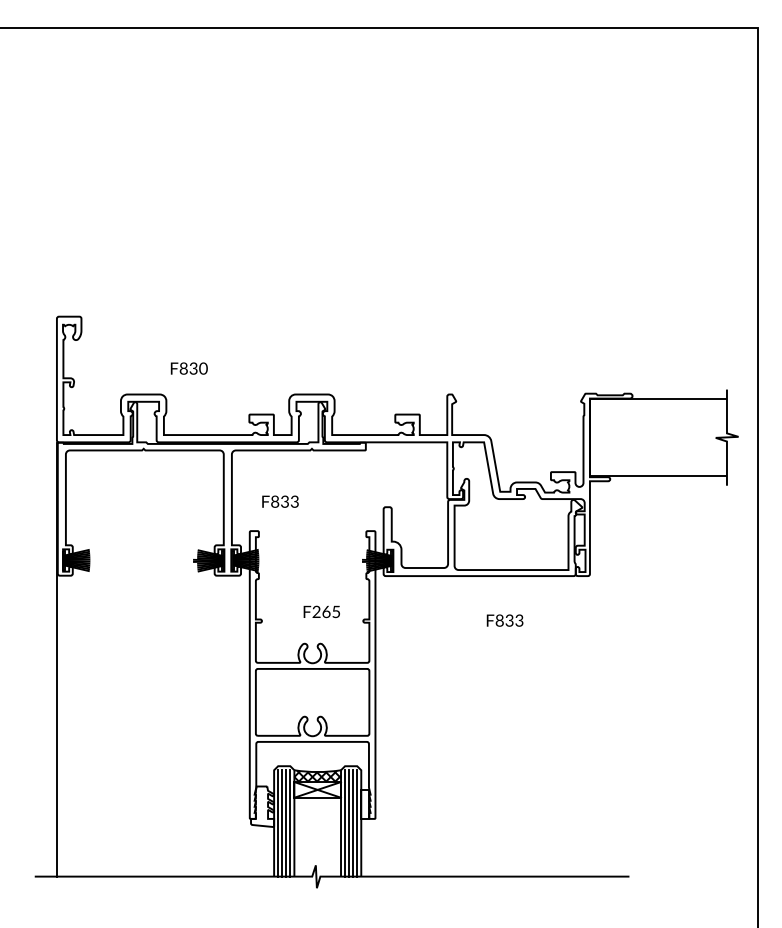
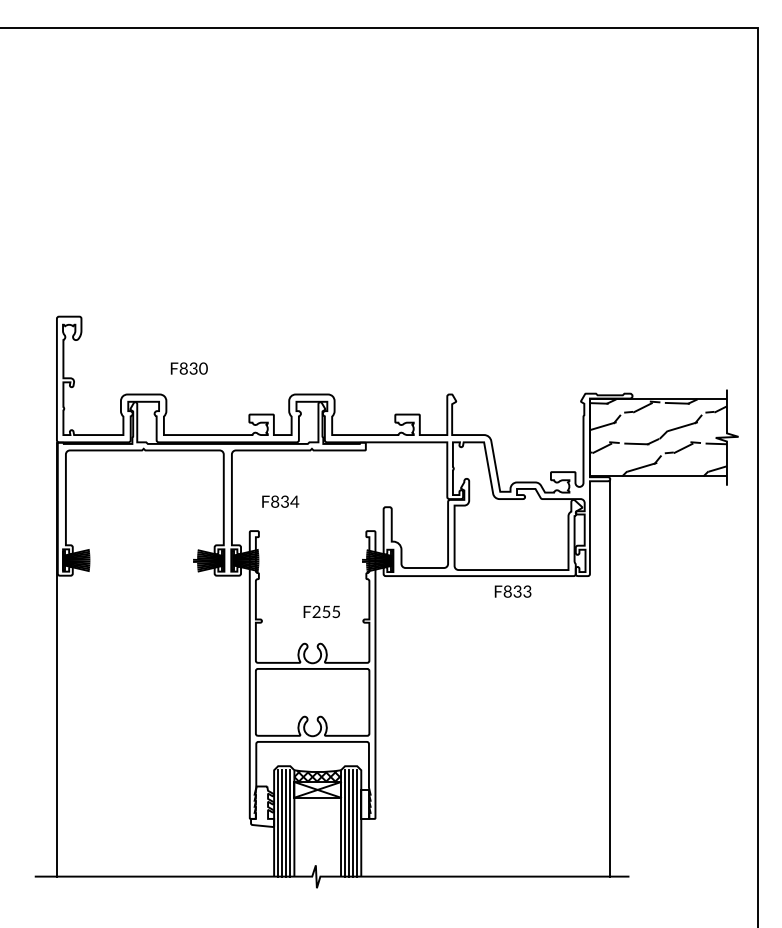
hatch: none -> present (657, 437)
text: F833 -> F834 (294, 501)
text: F265 -> F255 (326, 611)
text position: (504, 620) -> (512, 591) (512, 591)
line: none -> present (610, 678)
